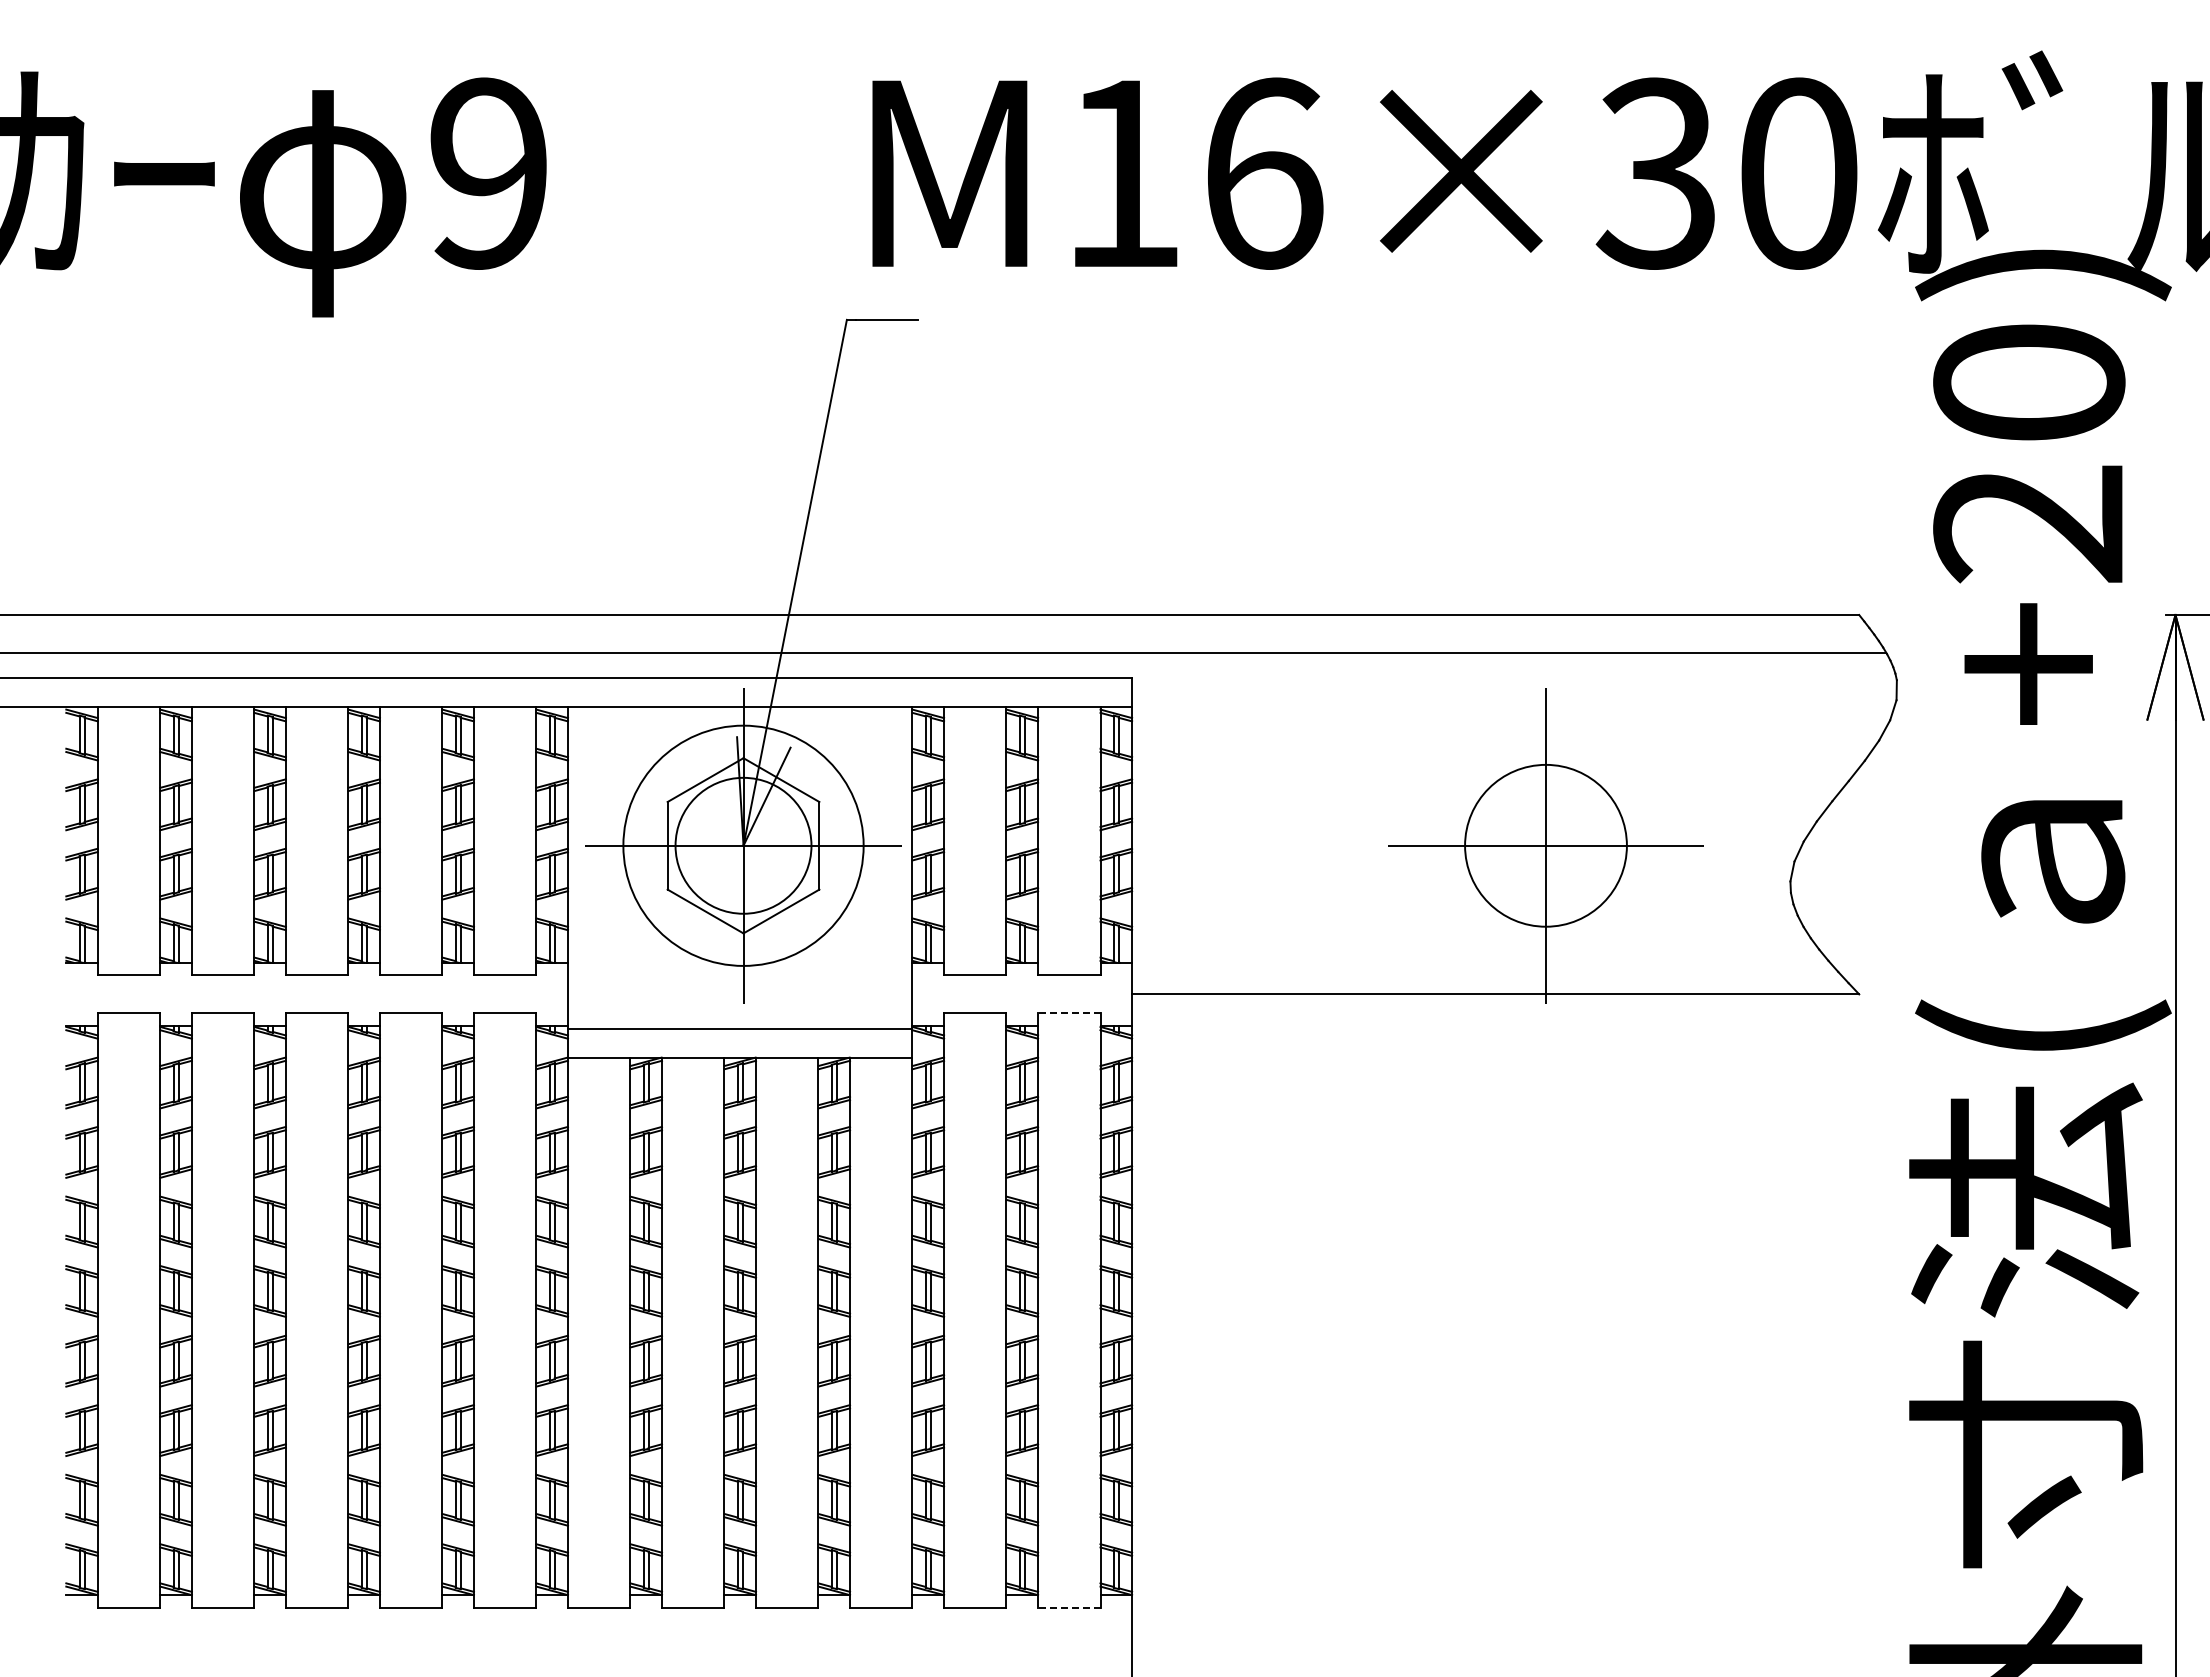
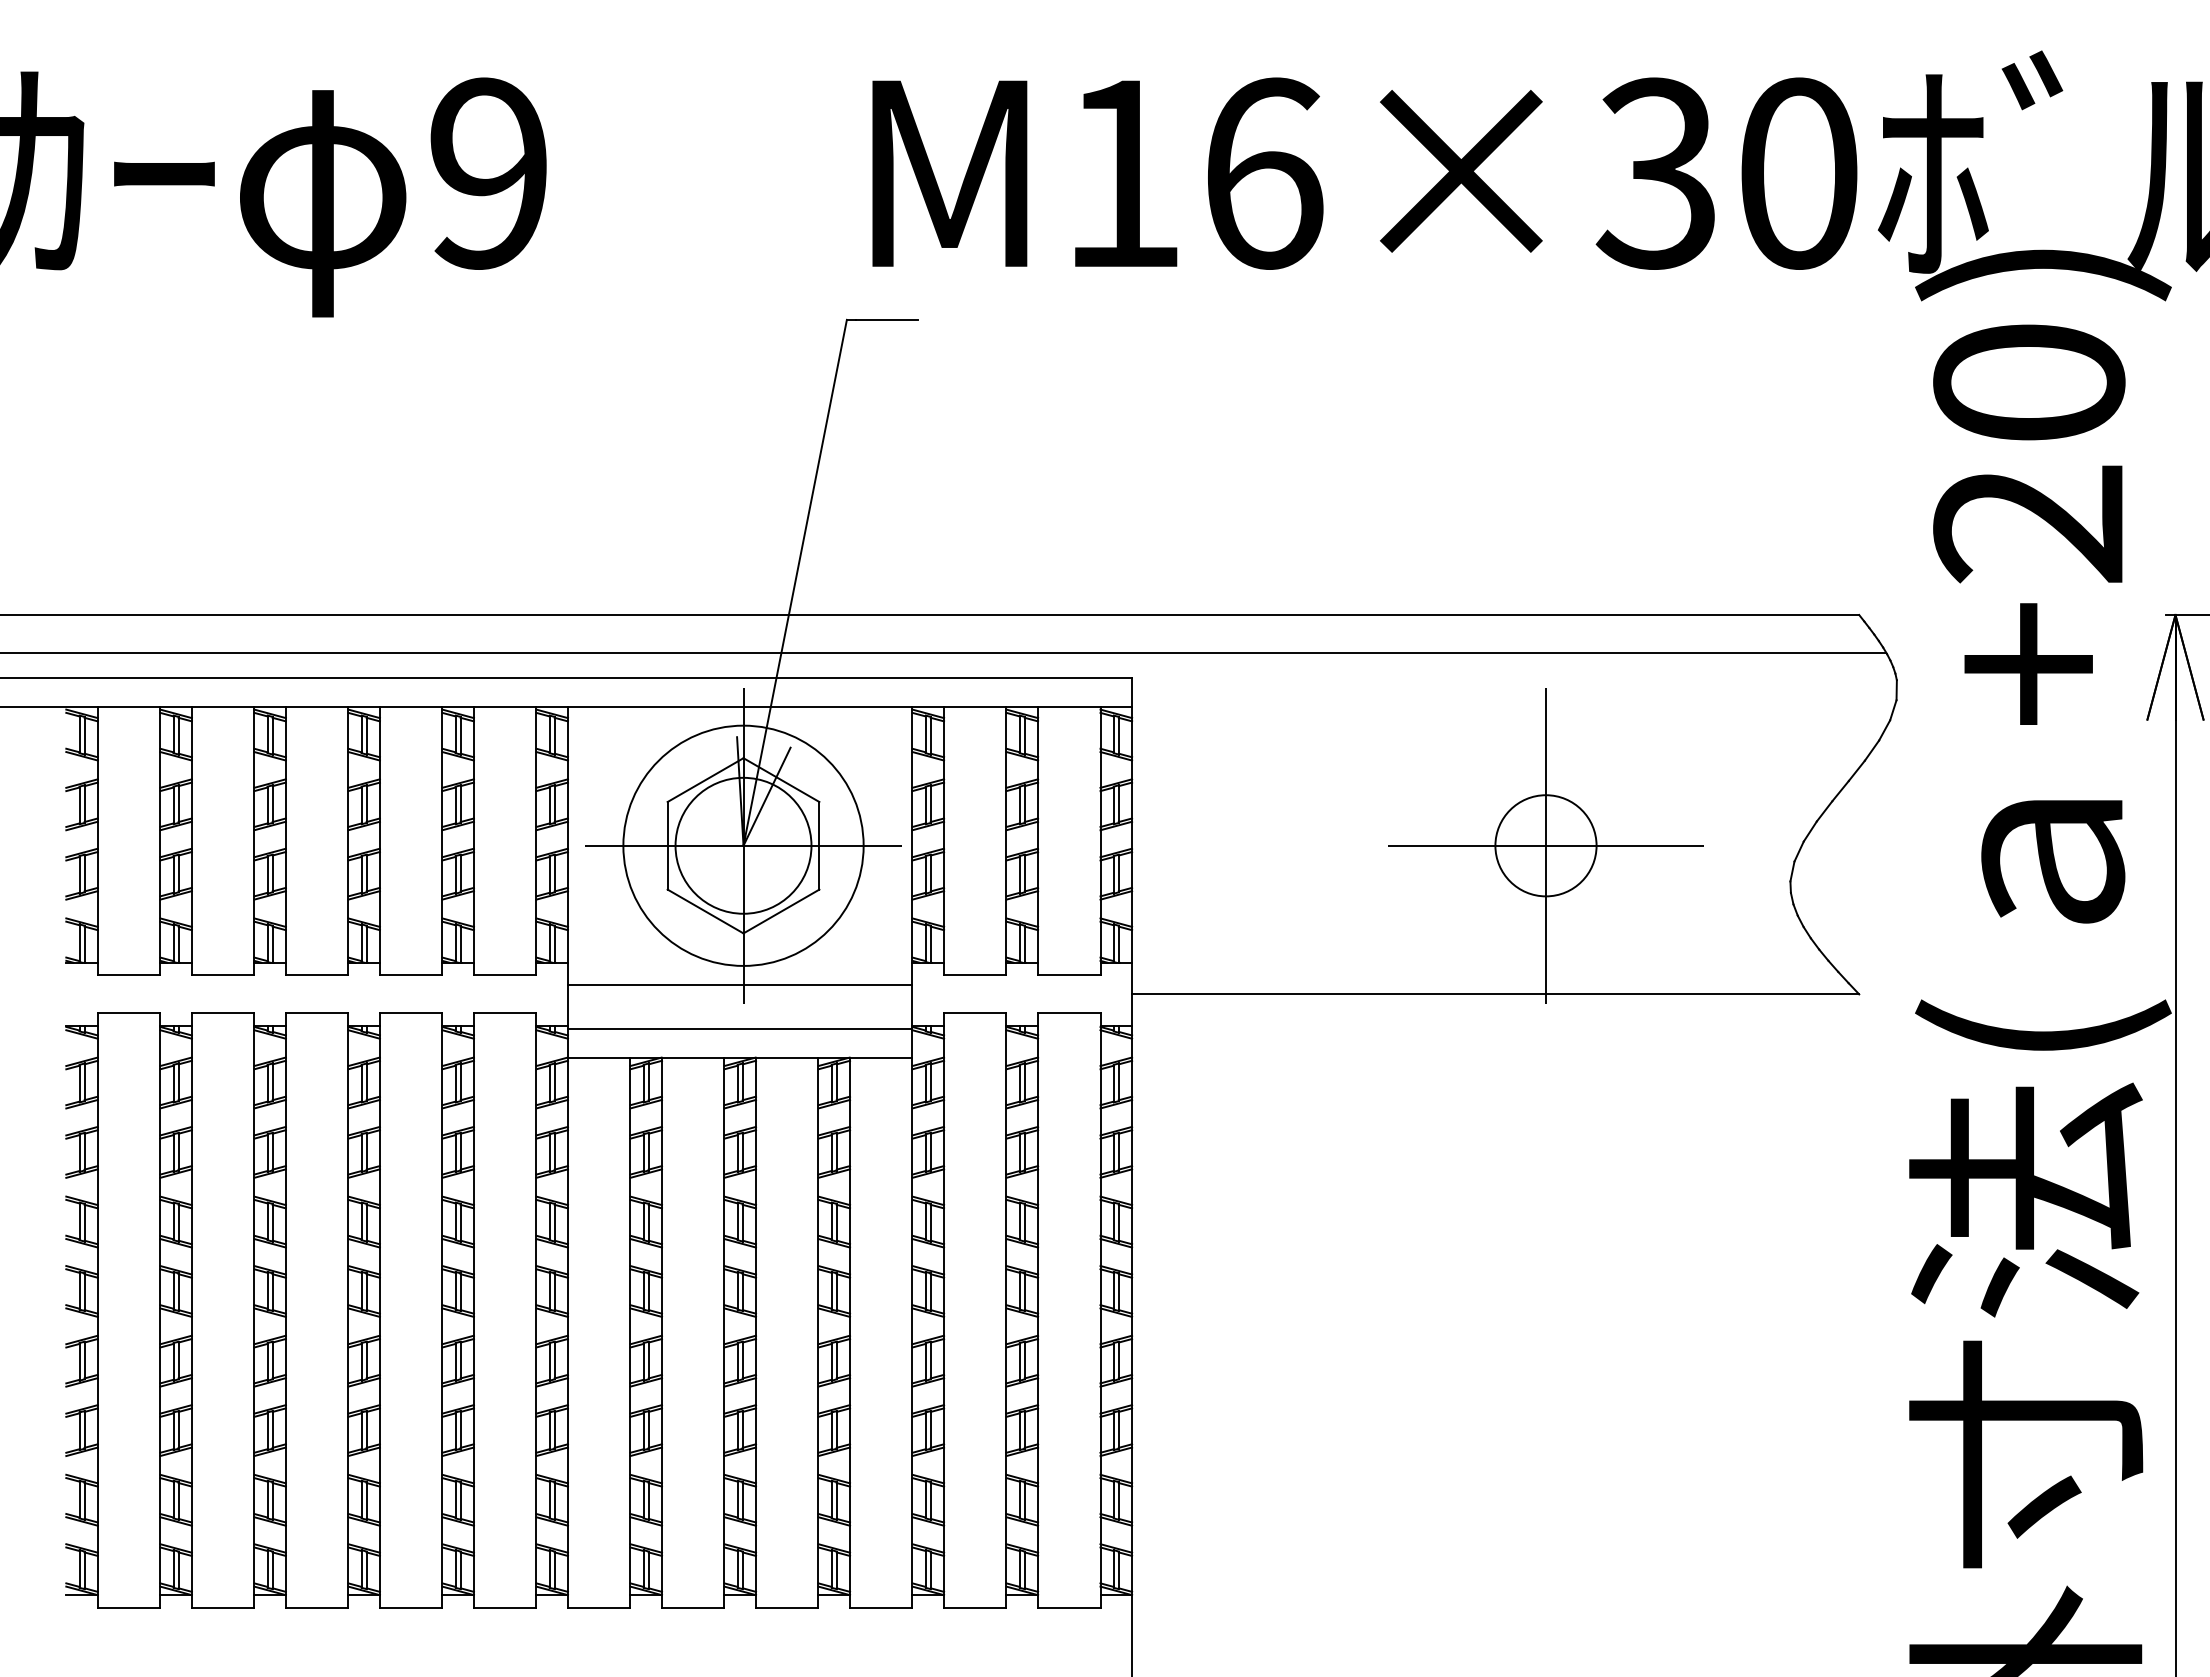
circle diameter: 162 px -> 101 px (1545, 845)
line: none -> present (740, 984)
line: dashed -> solid (1068, 1013)
line: dashed -> solid (1068, 1607)
